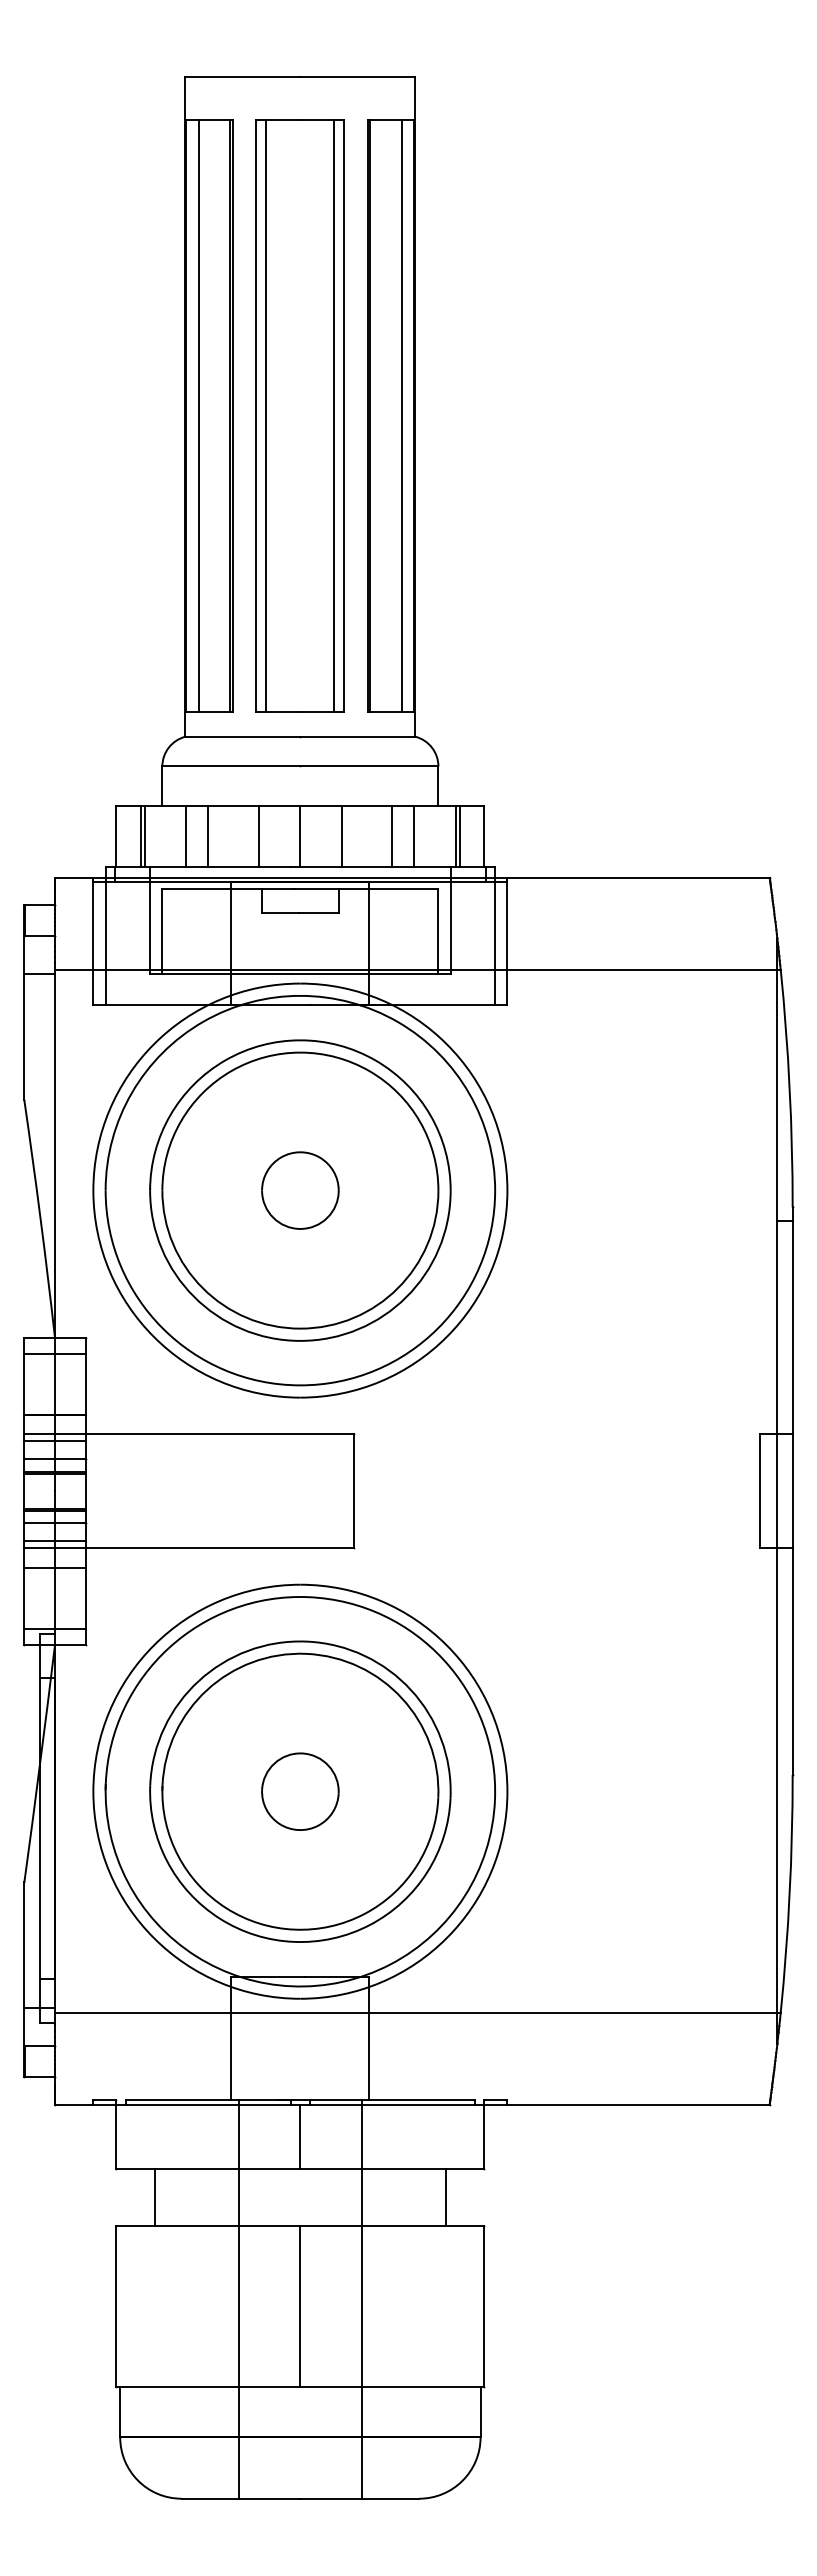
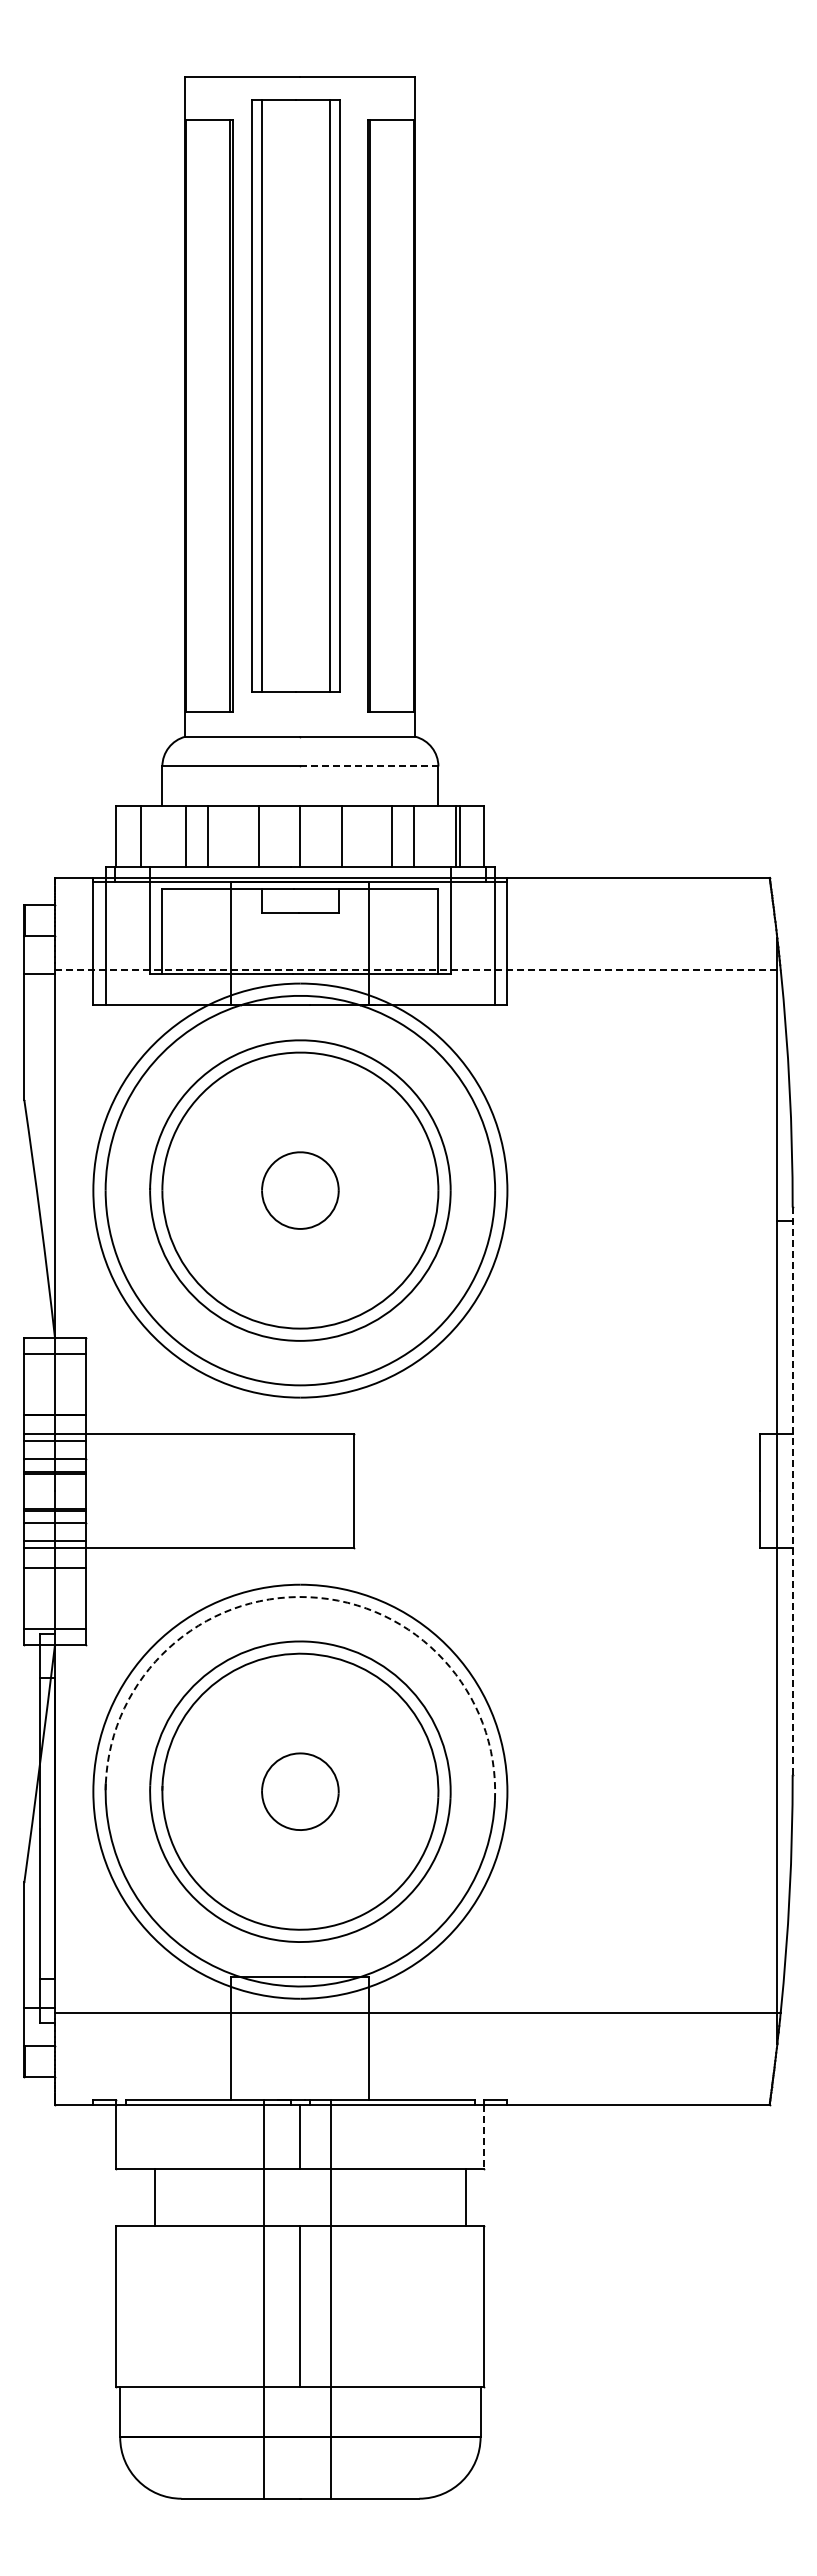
part position: (299, 415) -> (295, 395) (295, 395)
line: present -> none (198, 416)
line: present -> none (402, 416)
line: solid -> dashed (369, 766)
line: present -> none (144, 836)
line: solid -> dashed (417, 969)
line: solid -> dashed (792, 1491)
arc: solid -> dashed (308, 1597)
line: solid -> dashed (484, 2137)
line position: (446, 2197) -> (466, 2197) (466, 2197)
line position: (239, 2299) -> (264, 2299) (264, 2299)
line position: (361, 2299) -> (330, 2299) (330, 2299)
